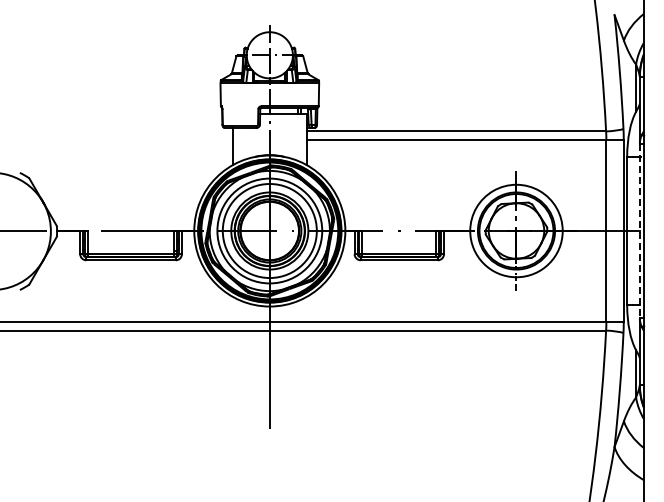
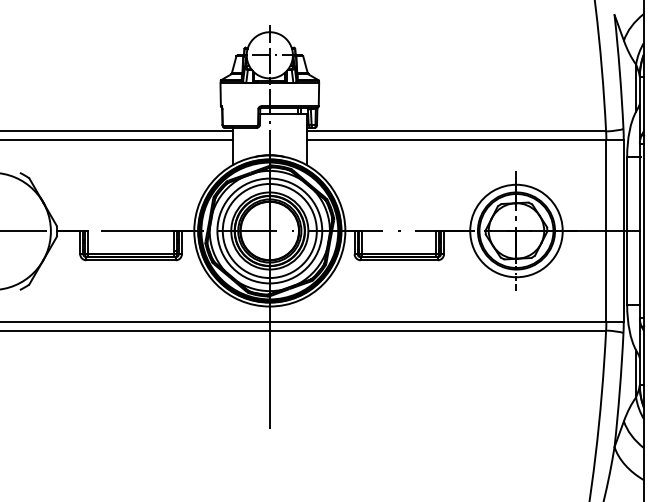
line: none -> present (117, 131)
line: none -> present (117, 139)
line: dashed -> solid (639, 231)
